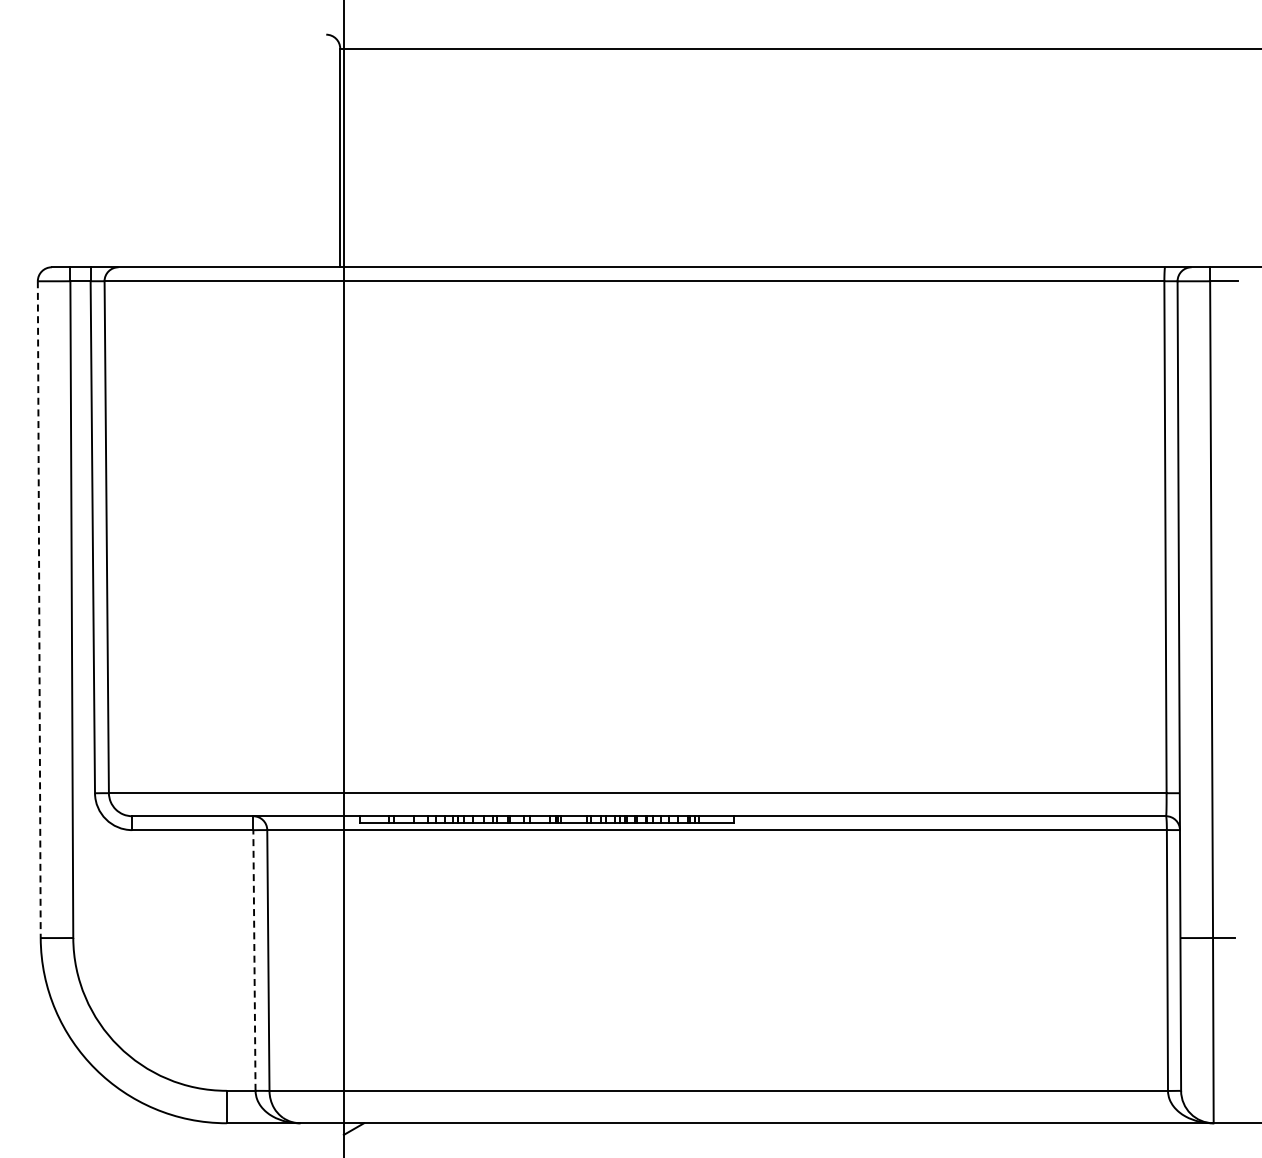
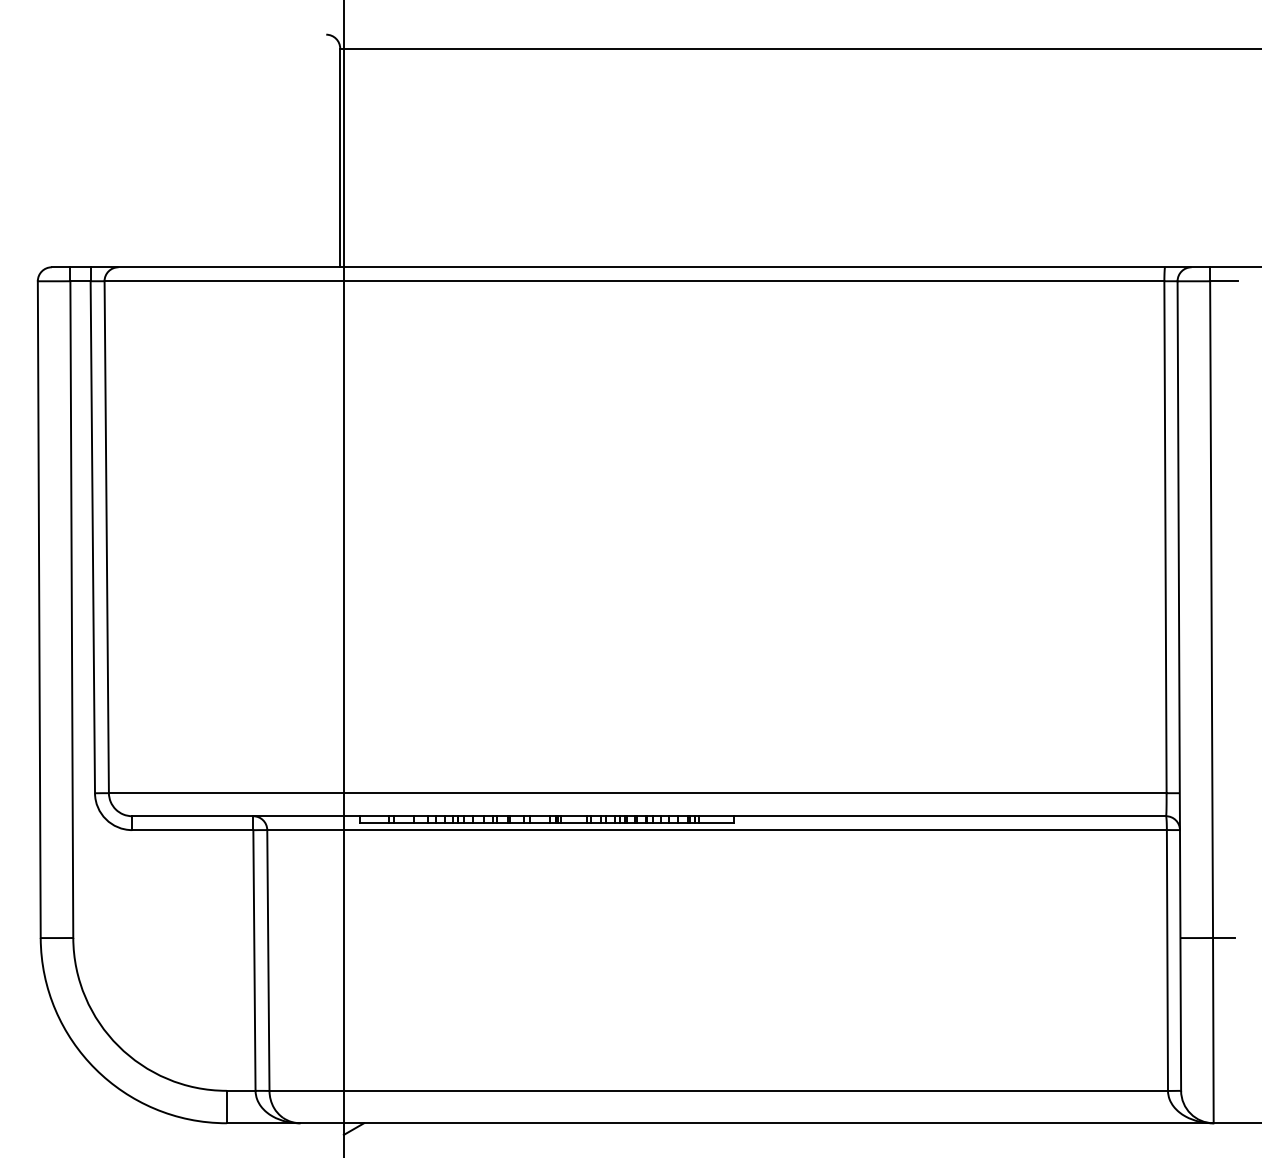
line: dashed -> solid (39, 610)
line: dashed -> solid (254, 959)
